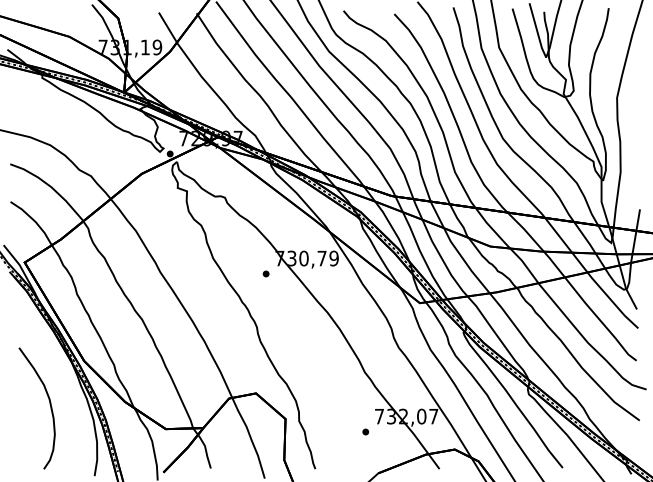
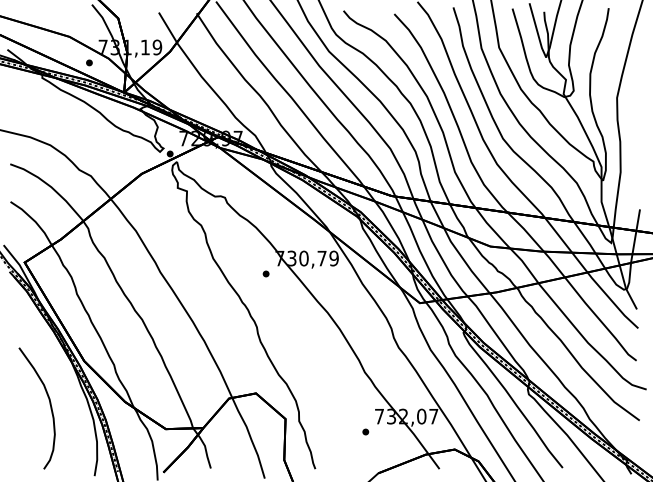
part: none -> present (89, 62)
